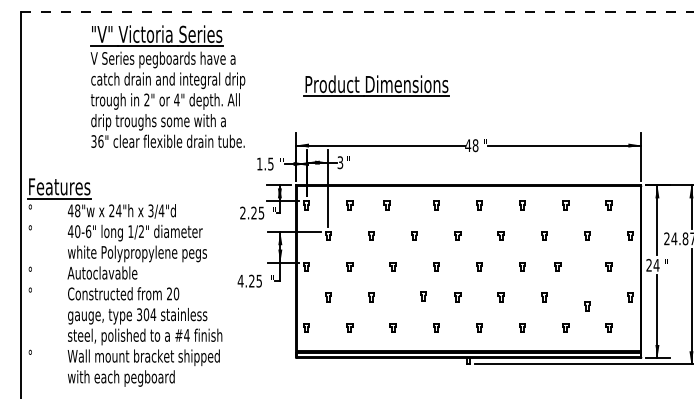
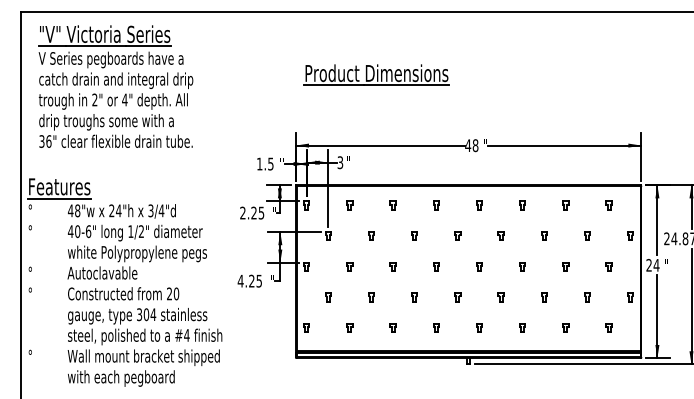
line: dashed -> solid (357, 12)
part position: (376, 85) -> (376, 74) (376, 74)
part position: (167, 86) -> (115, 86) (115, 86)
part position: (386, 205) -> (392, 205) (392, 205)
part position: (557, 266) -> (565, 266) (565, 266)
part position: (423, 296) -> (414, 297) (414, 297)
part position: (587, 306) -> (587, 297) (587, 297)
